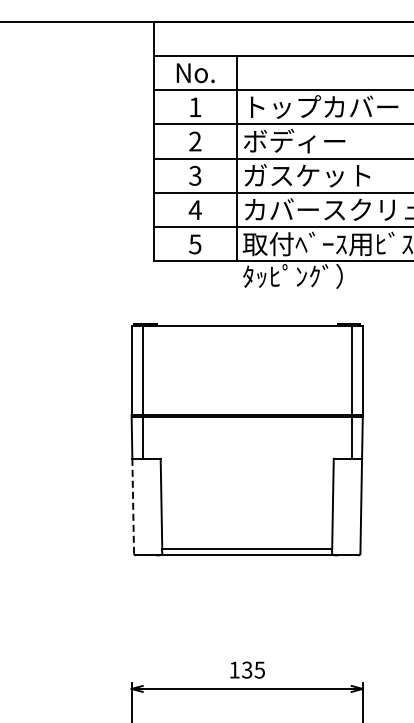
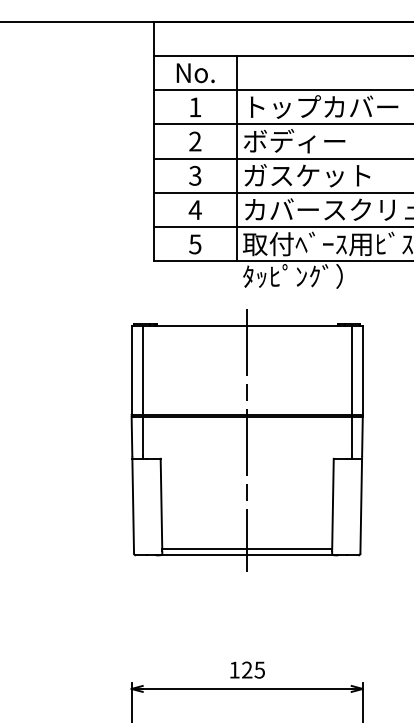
line: none -> present (247, 440)
line: dashed -> solid (133, 506)
text: 135 -> 125 (246, 670)
